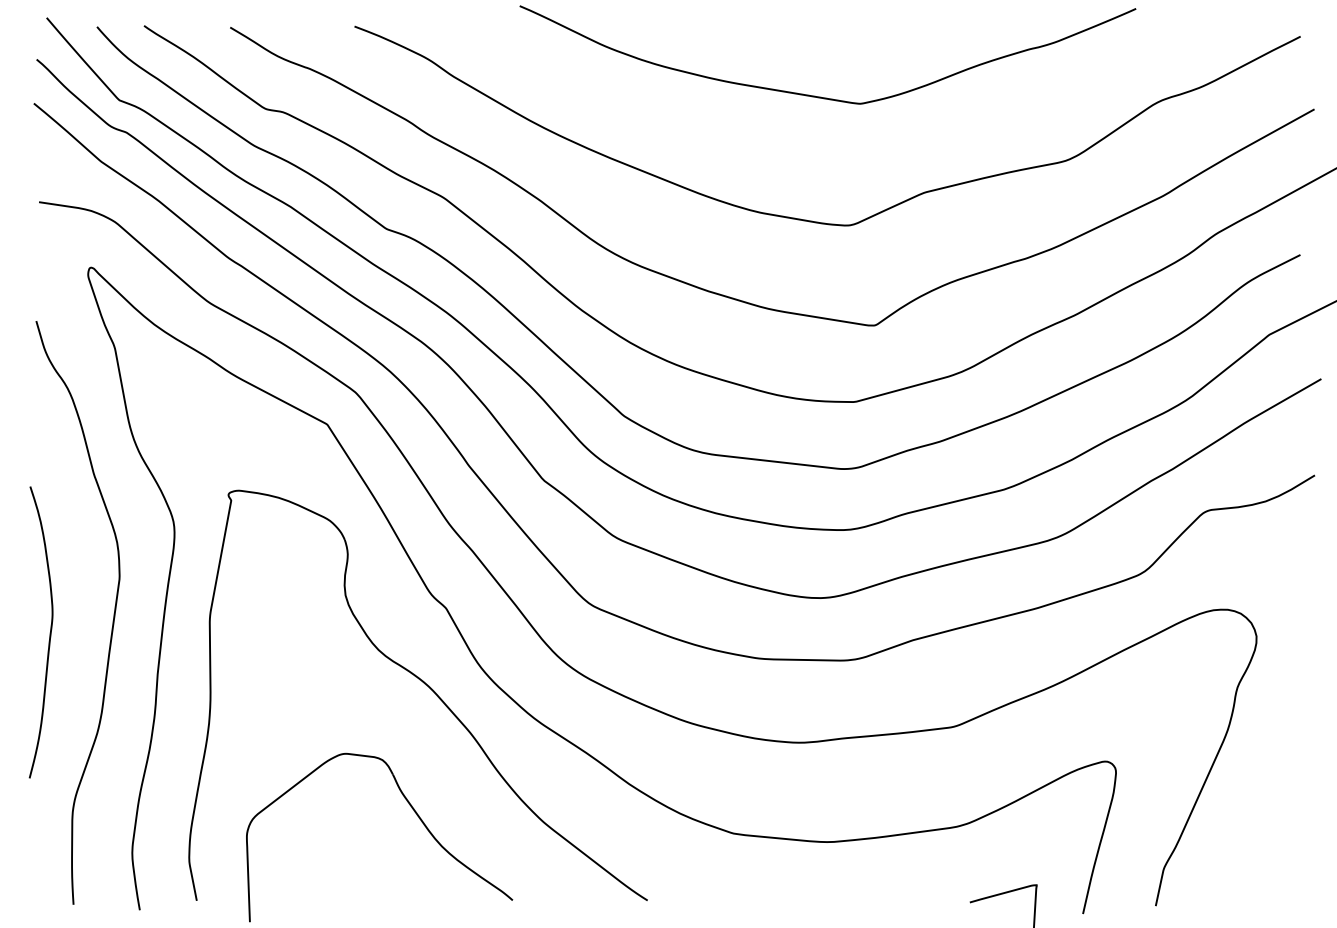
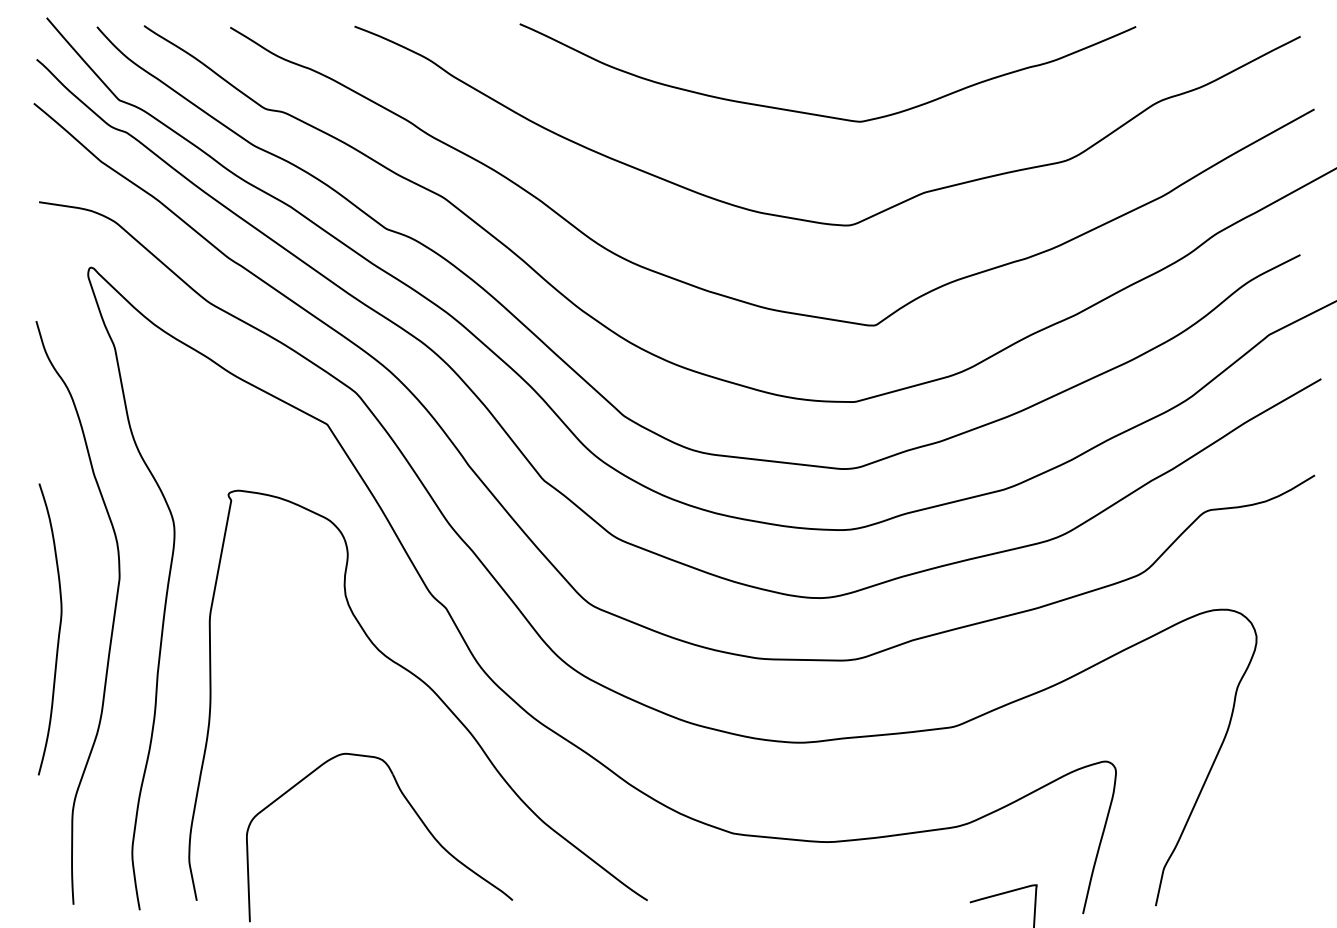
curve position: (821, 96) -> (821, 114) (821, 114)
curve position: (49, 632) -> (58, 629) (58, 629)
